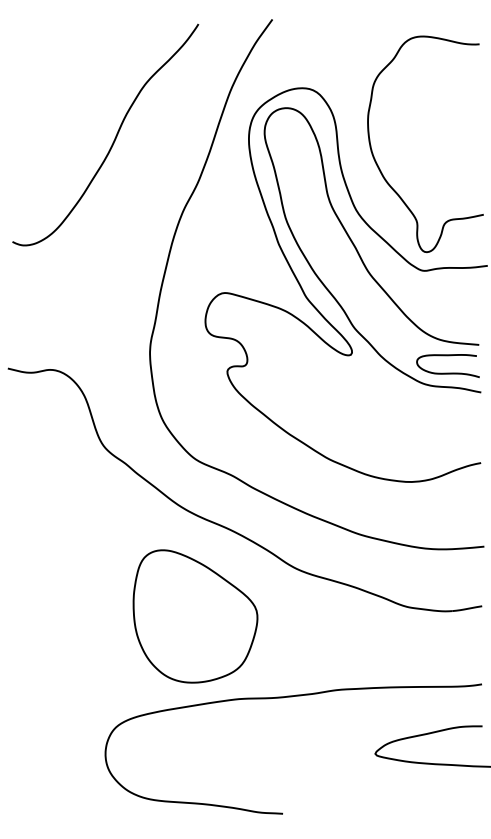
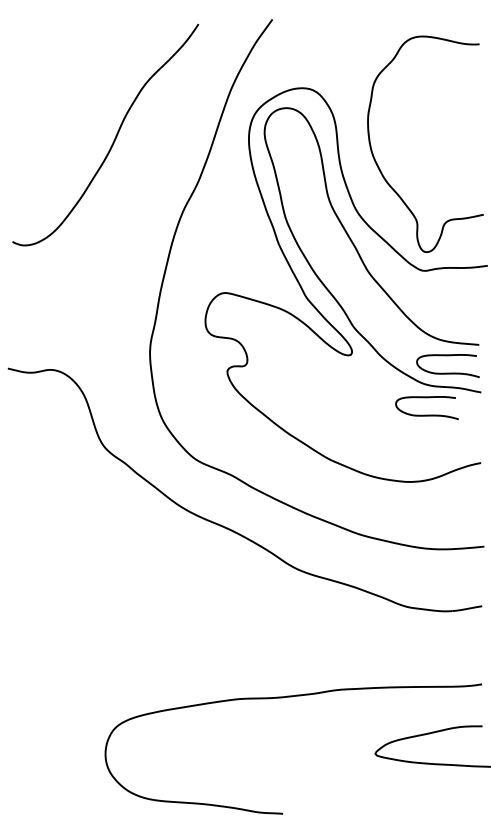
curve: none -> present (426, 414)
part: present -> none (195, 616)
